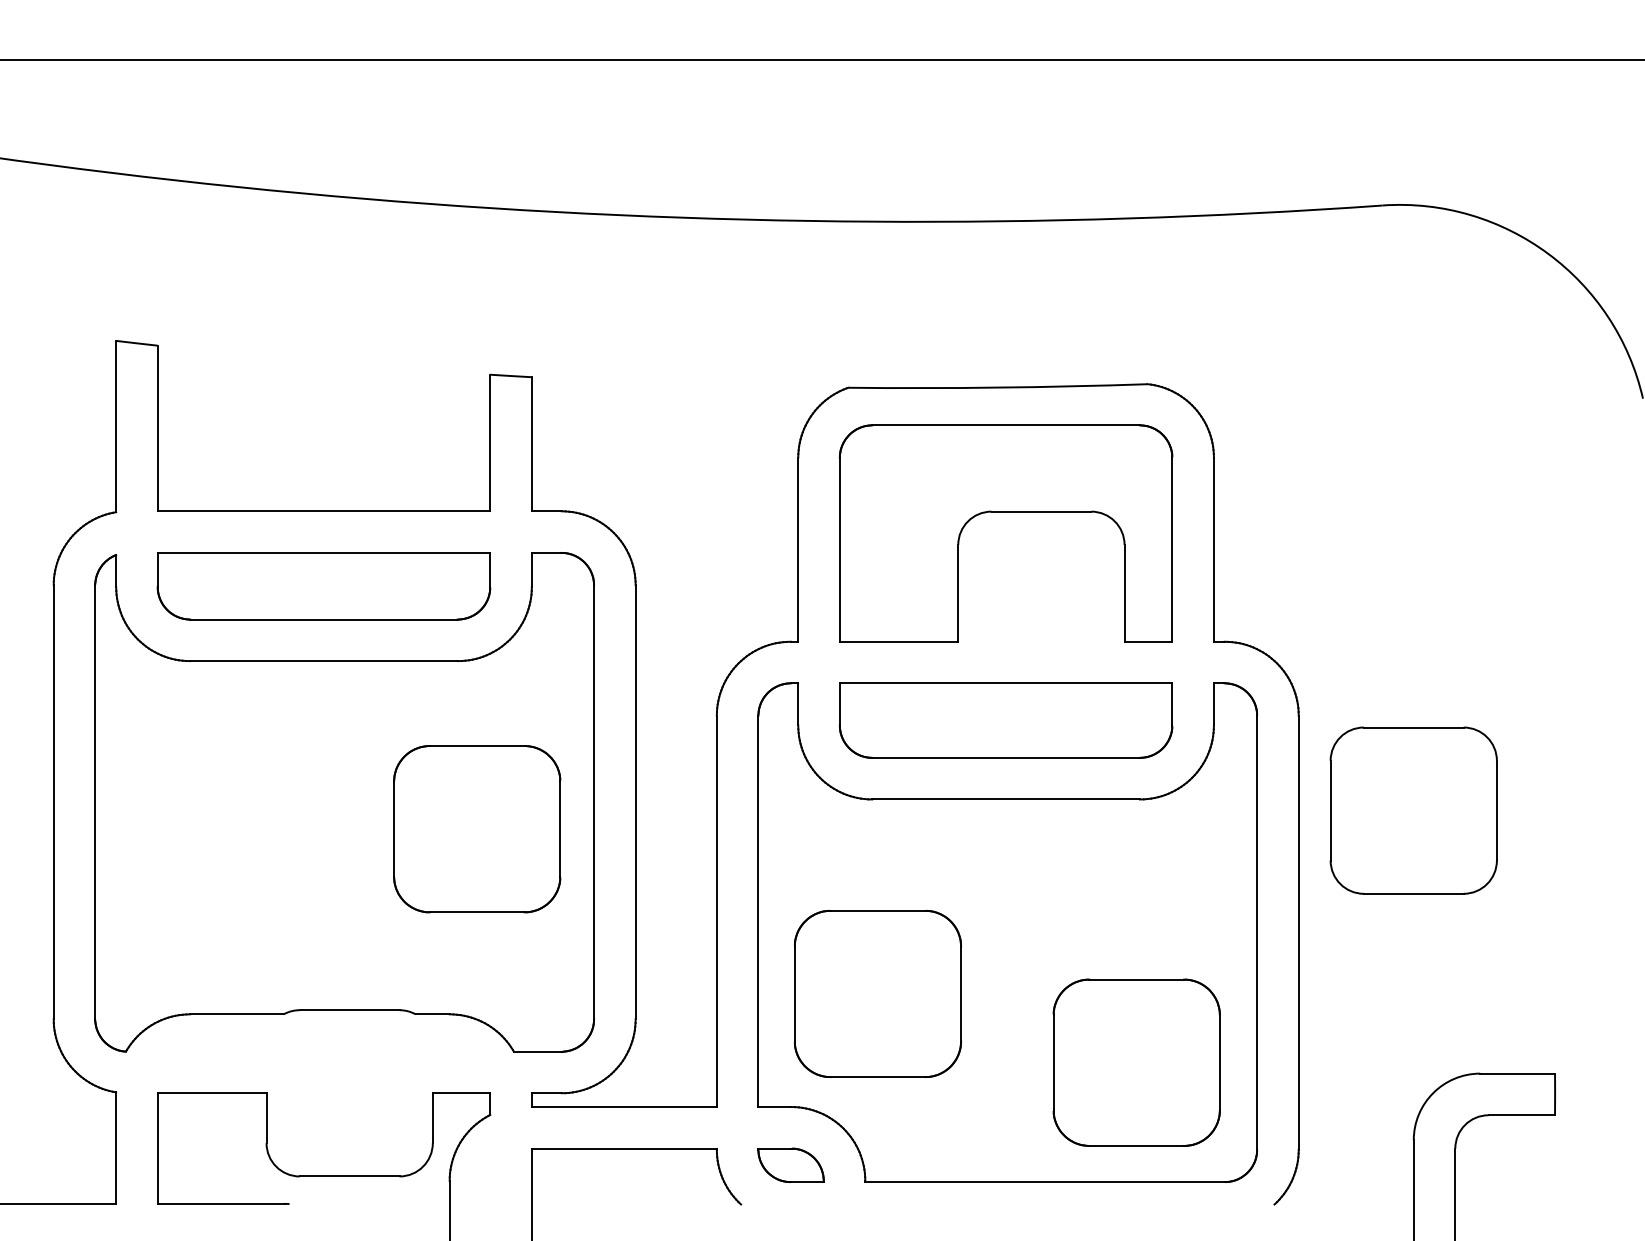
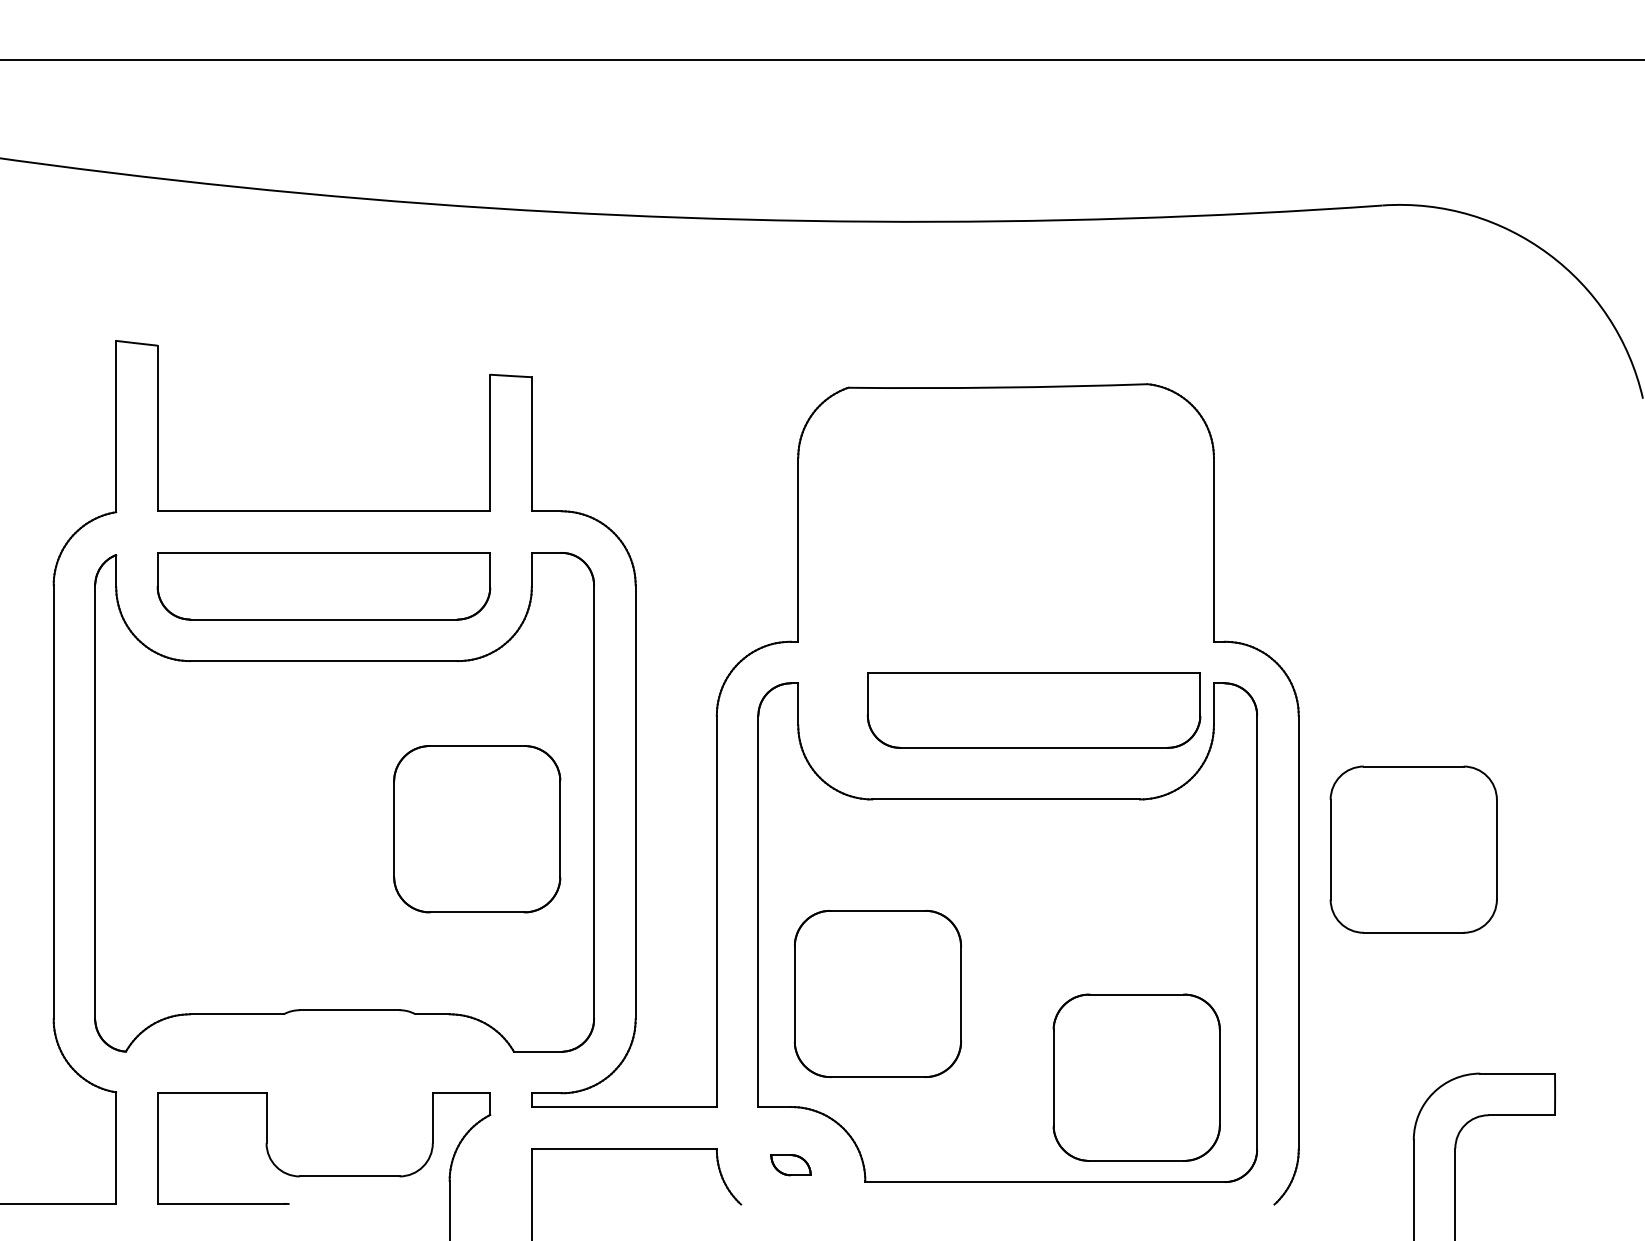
part: present -> none (1005, 512)
part position: (1005, 720) -> (1033, 710) (1033, 710)
part position: (1413, 810) -> (1413, 849) (1413, 849)
part position: (1136, 1062) -> (1136, 1077) (1136, 1077)
part size: 68x36 px -> 42x23 px (790, 1165)
